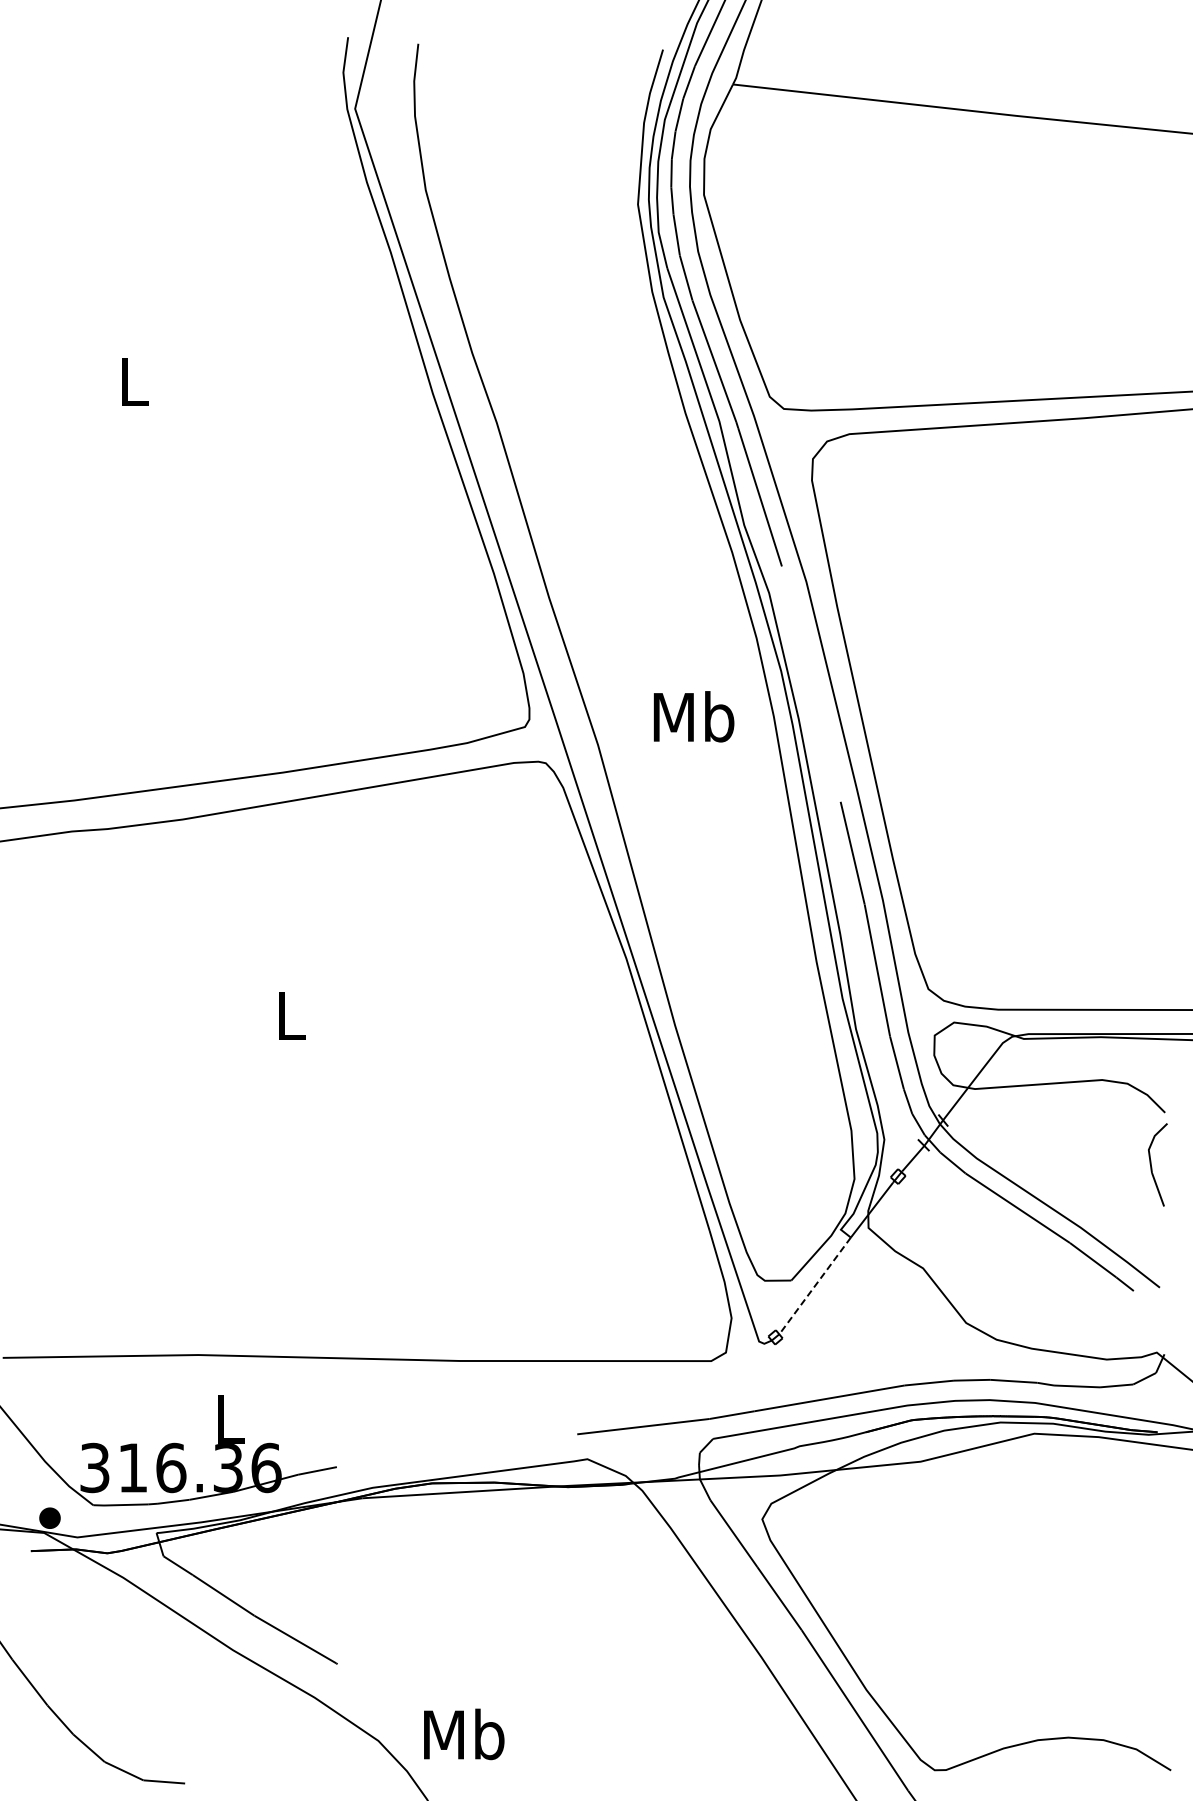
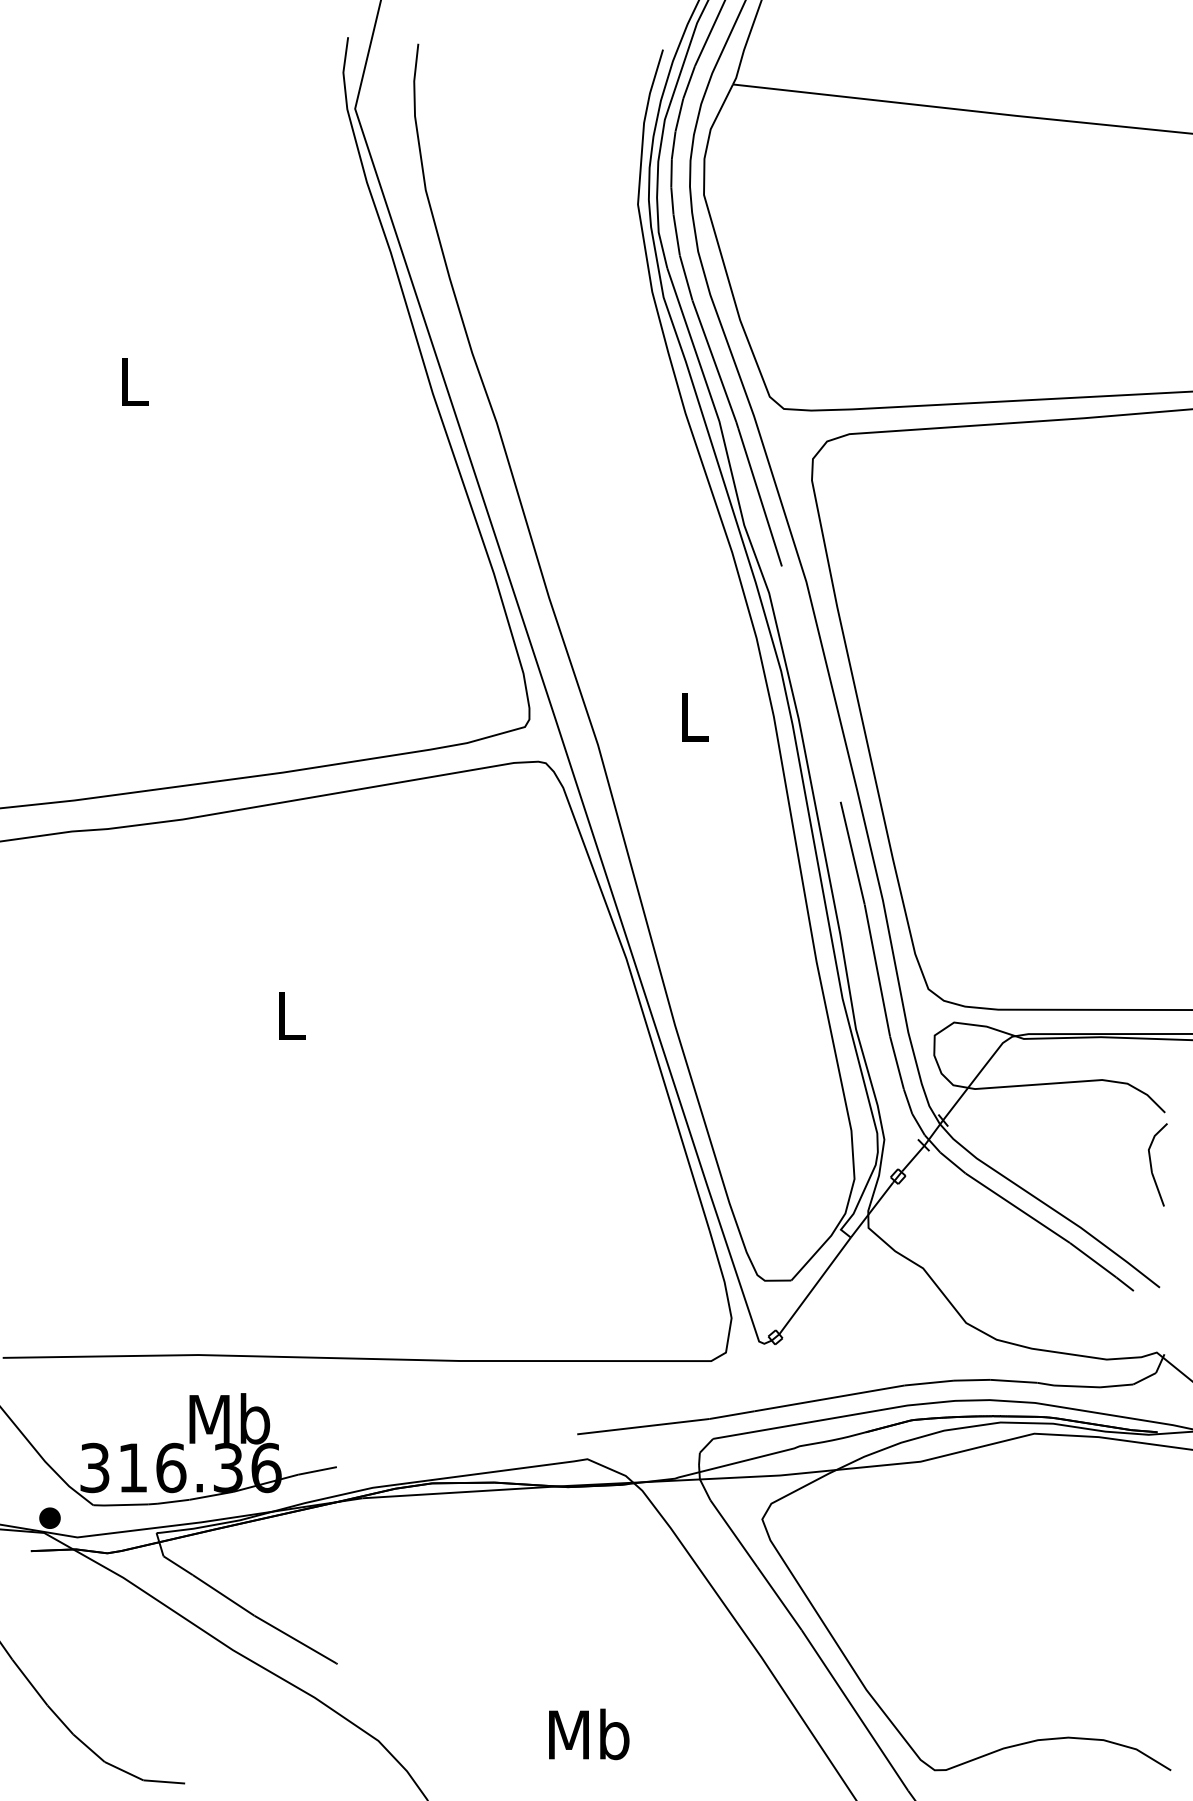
text: Mb -> L (693, 716)
line: dashed -> solid (814, 1286)
text: L -> Mb (229, 1418)
text position: (464, 1734) -> (589, 1734) (589, 1734)
